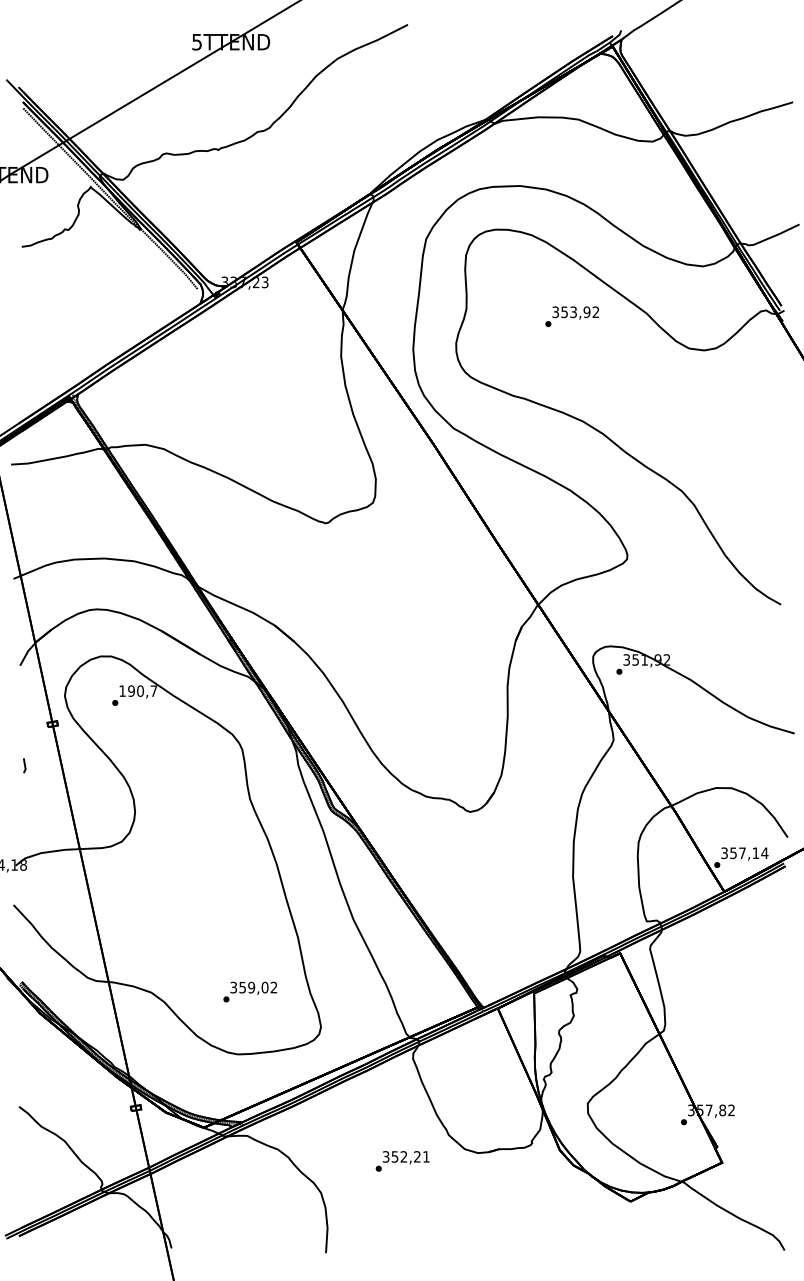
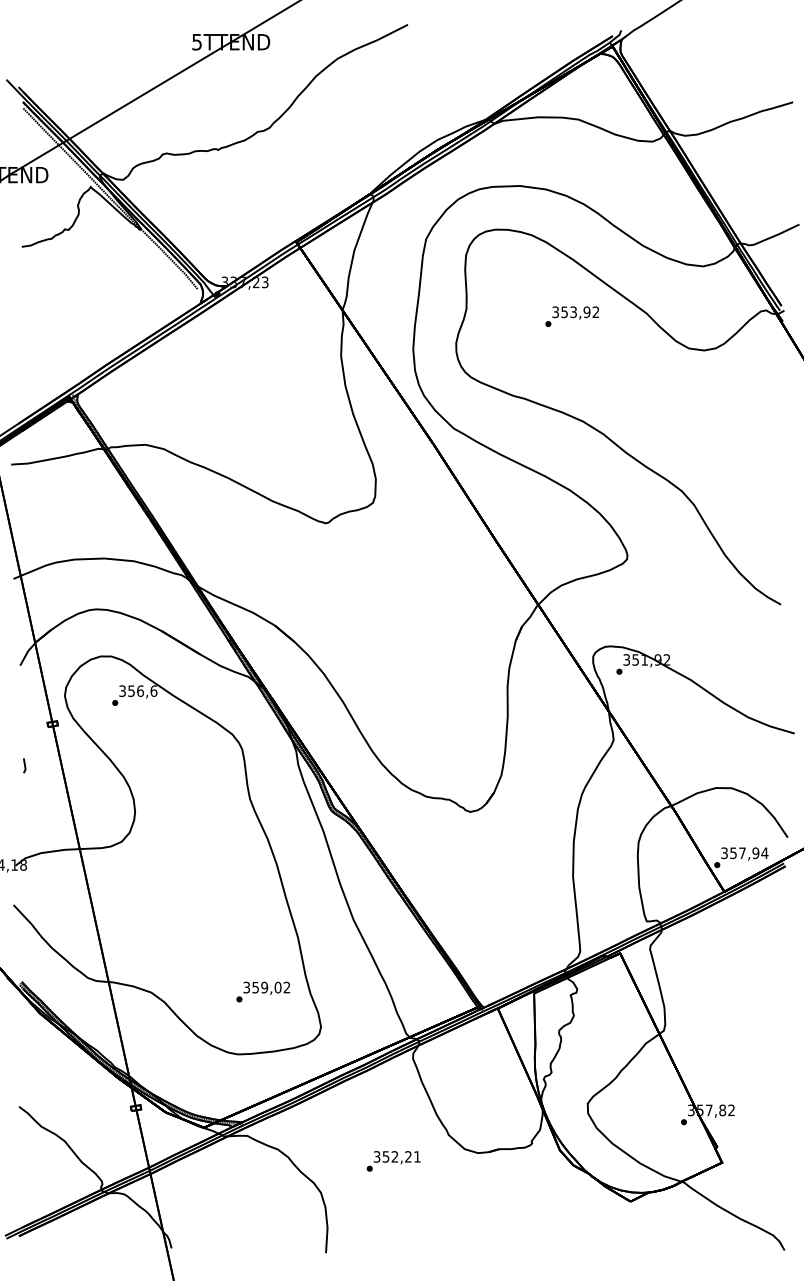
text: 190,7 -> 356,6 (138, 690)
text: 357,14 -> 357,94 (755, 853)
text position: (250, 991) -> (263, 991) (263, 991)
text position: (402, 1161) -> (393, 1161) (393, 1161)
